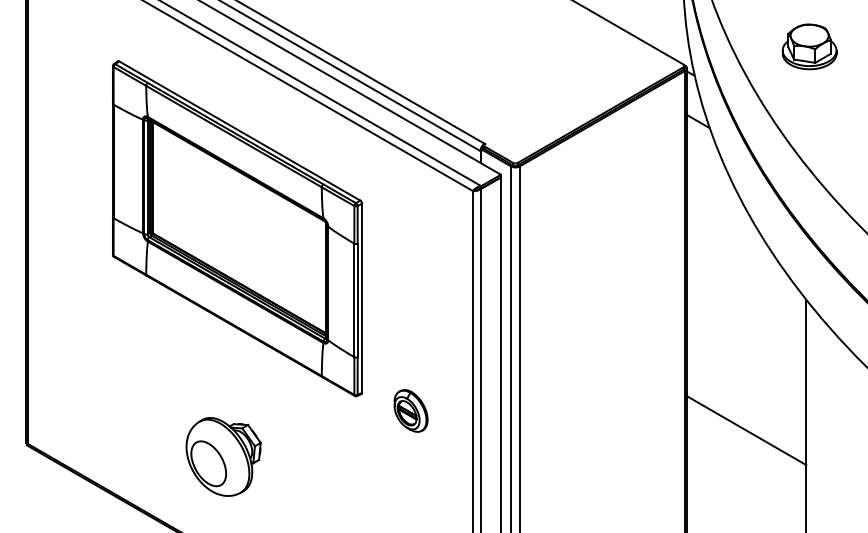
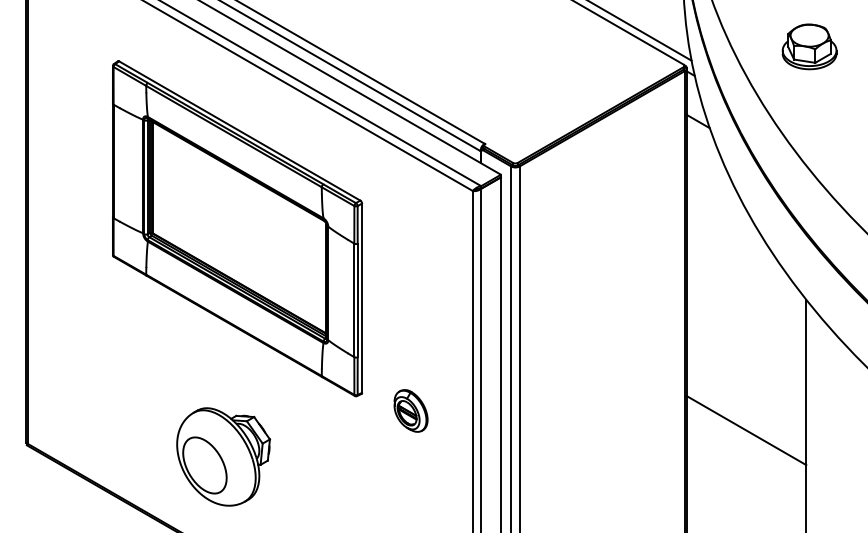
line: none -> present (640, 31)
part size: 77x80 px -> 96x100 px (223, 456)
